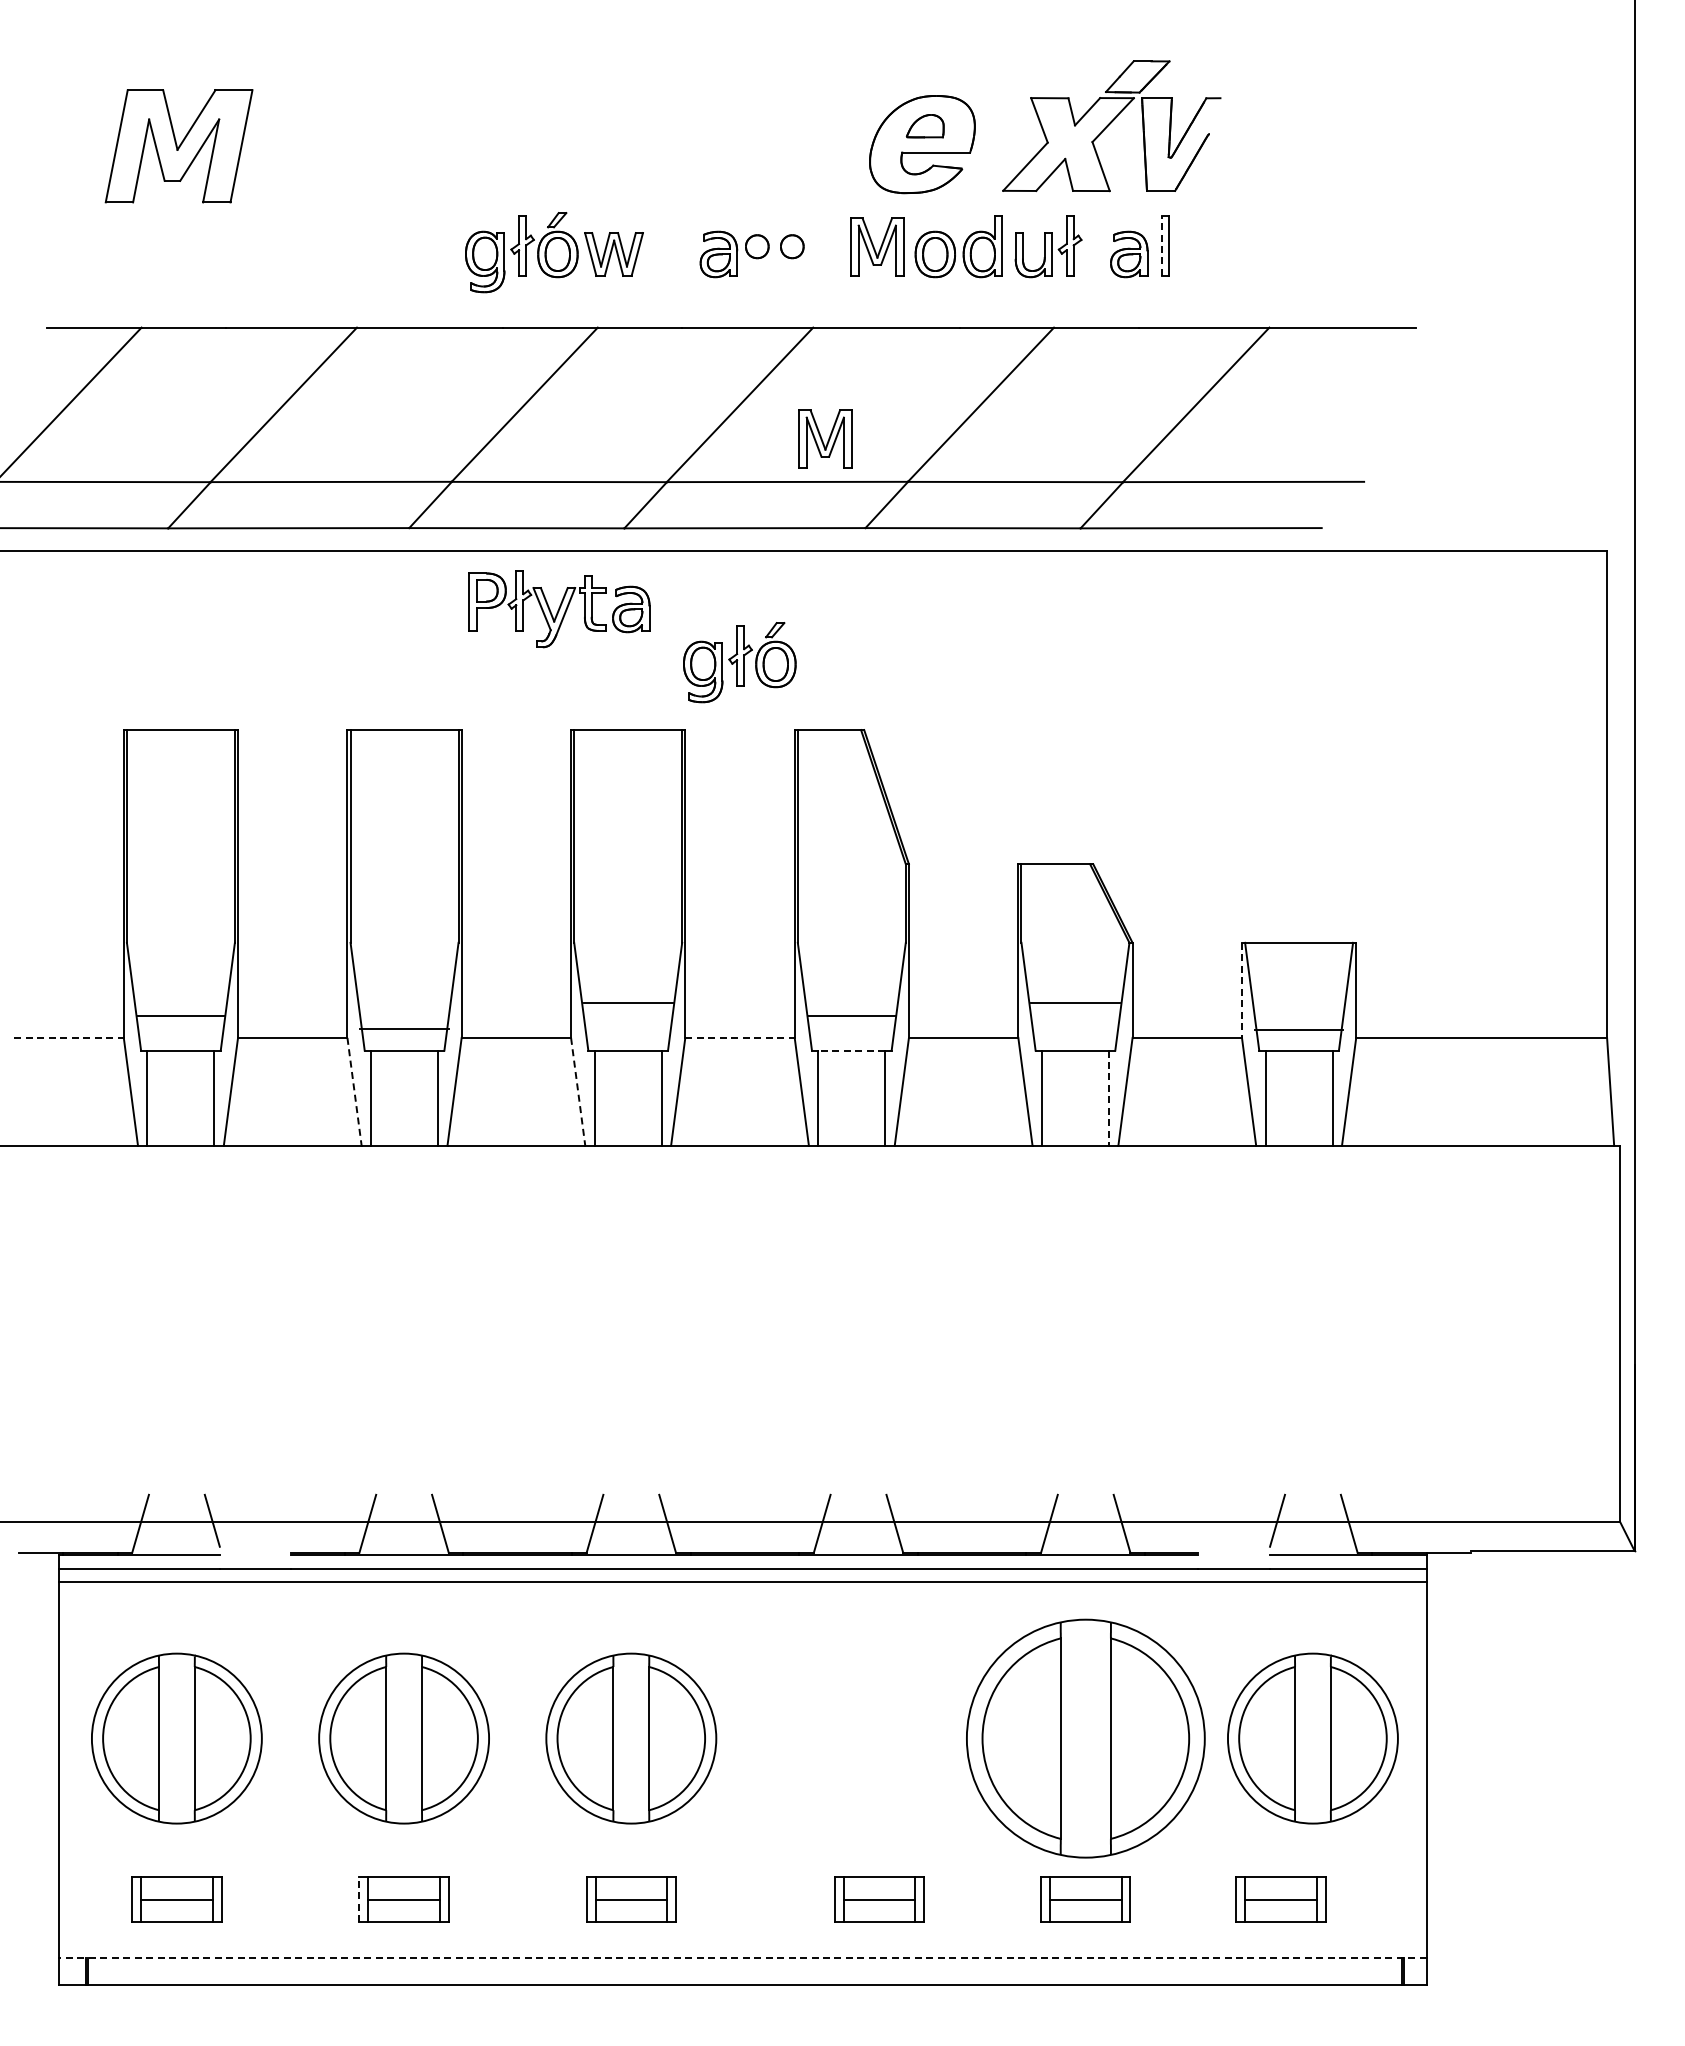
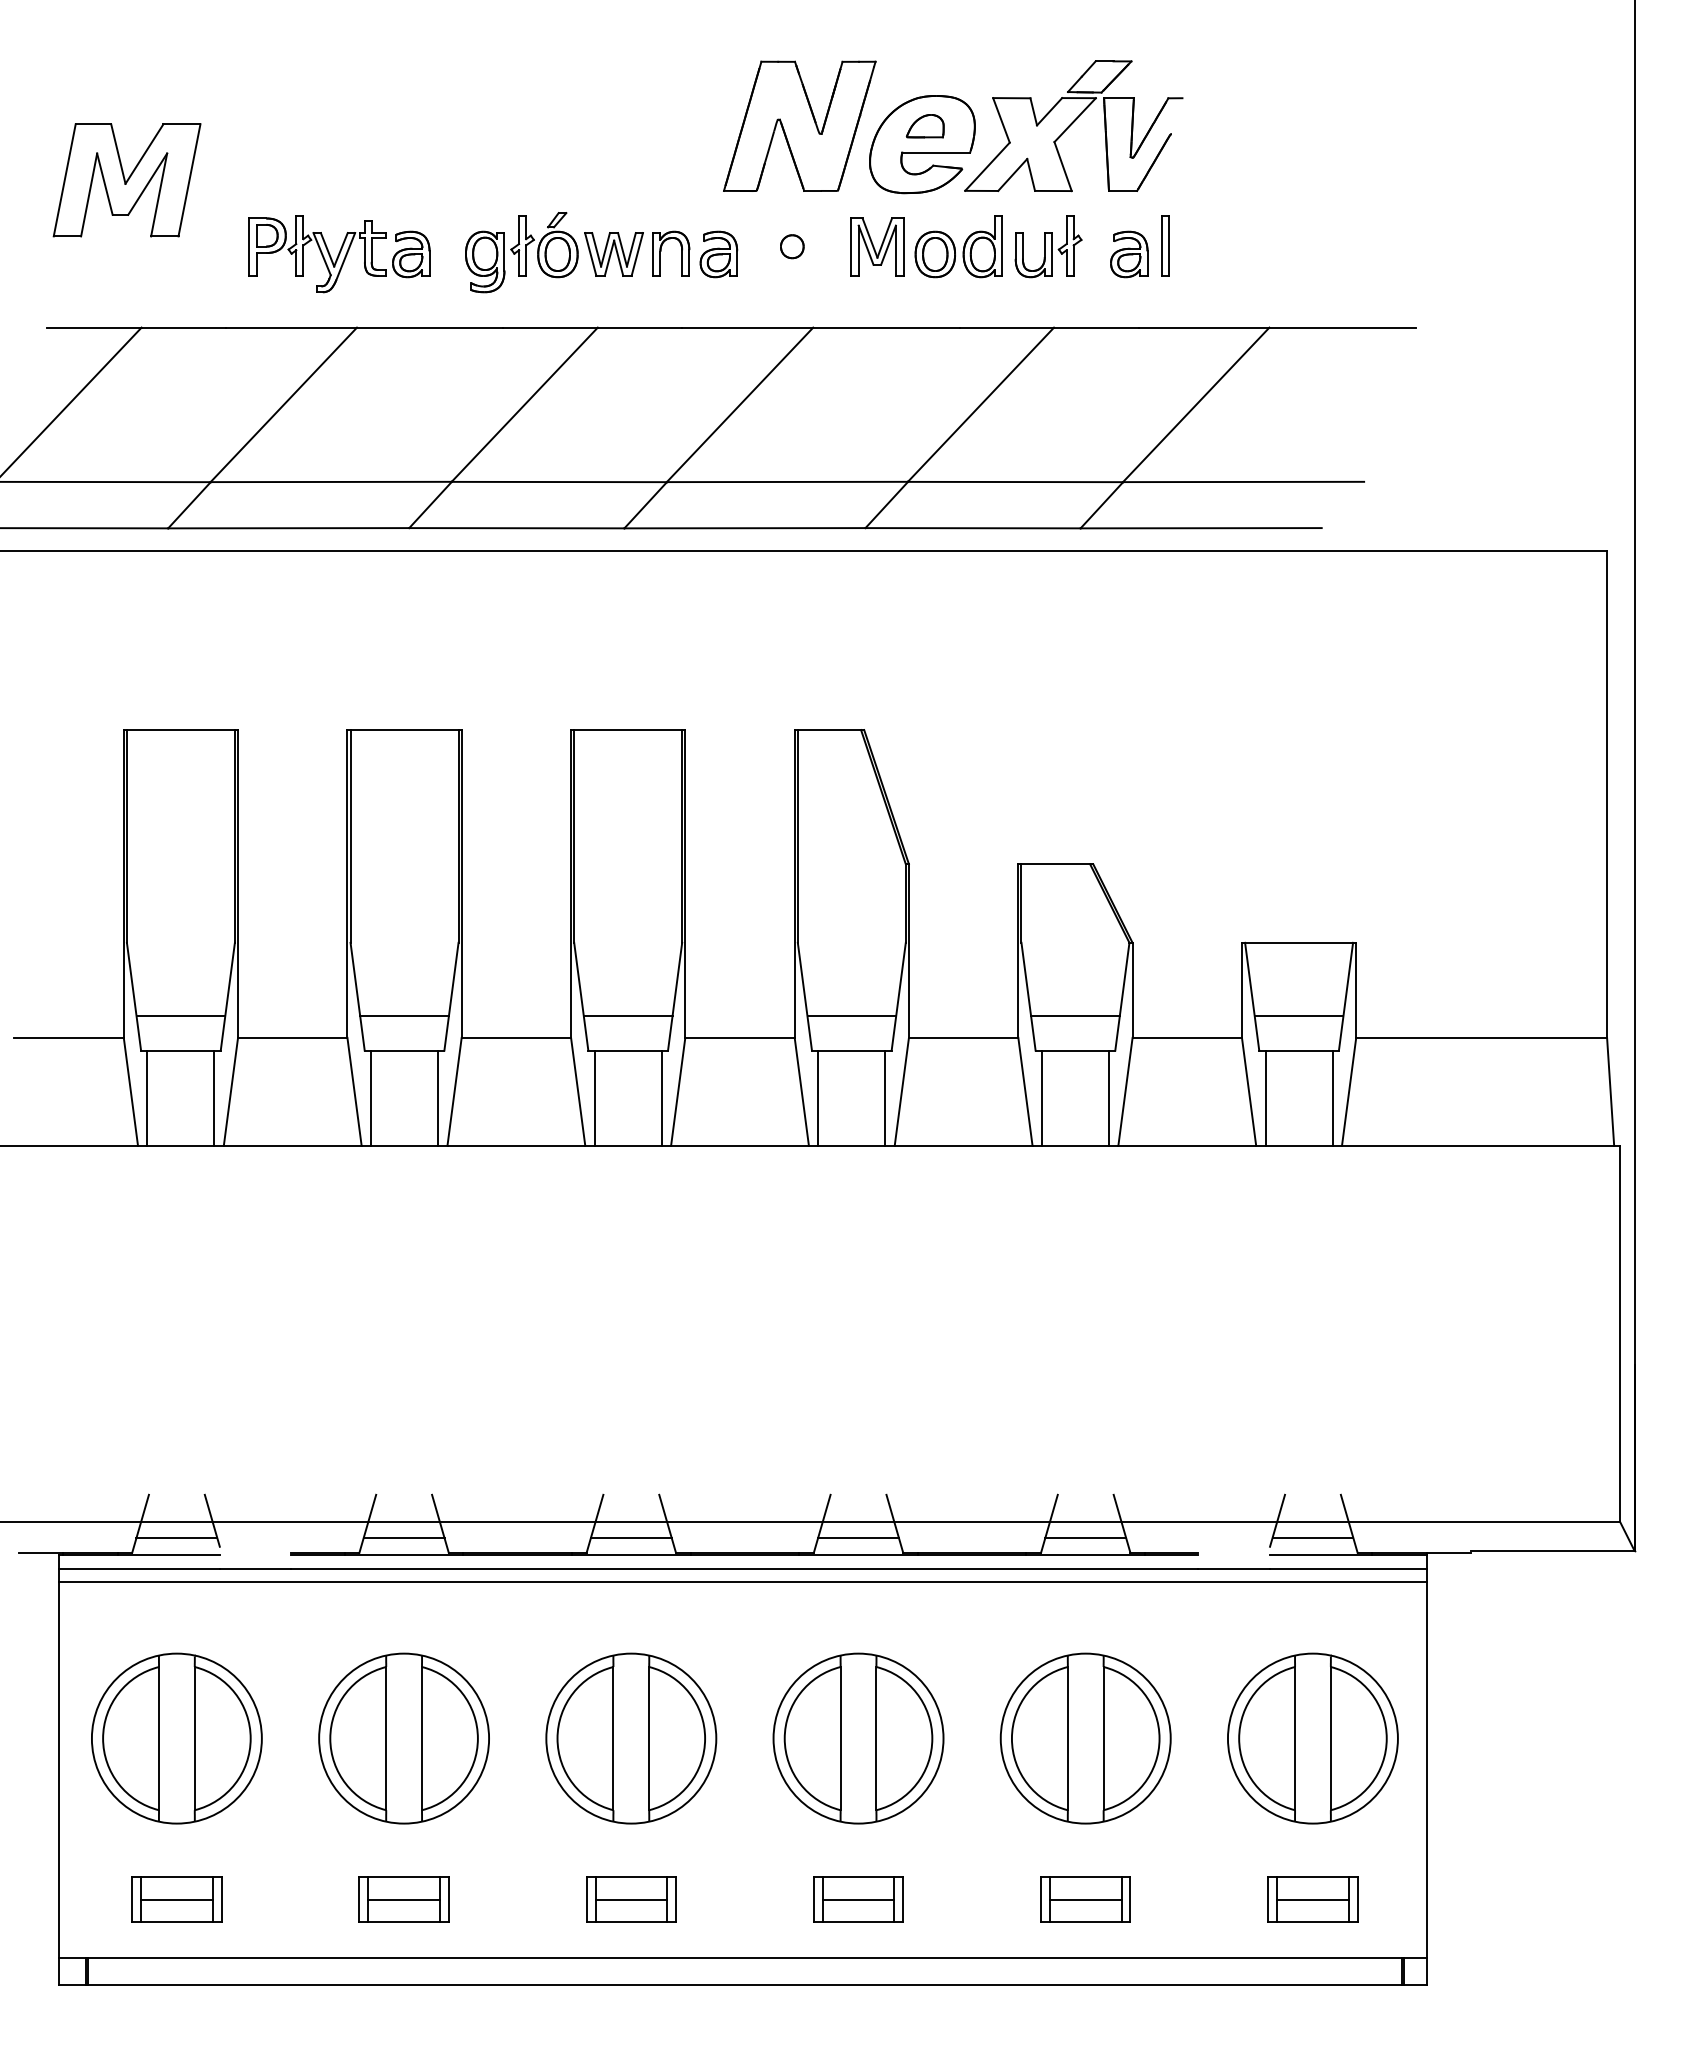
part: none -> present (799, 125)
part position: (1111, 126) -> (1073, 126) (1073, 126)
part position: (178, 146) -> (126, 180) (126, 180)
part: present -> none (757, 246)
line: dashed -> solid (1161, 246)
part: none -> present (681, 253)
part: present -> none (825, 438)
part position: (559, 609) -> (339, 254) (339, 254)
part: present -> none (739, 662)
line: dashed -> solid (1241, 990)
line position: (627, 1003) -> (627, 1016) (627, 1016)
line position: (1075, 1003) -> (1075, 1016) (1075, 1016)
line position: (404, 1029) -> (404, 1016) (404, 1016)
line position: (1298, 1030) -> (1298, 1016) (1298, 1016)
line: dashed -> solid (69, 1037)
line: dashed -> solid (740, 1037)
line: dashed -> solid (851, 1050)
line: dashed -> solid (354, 1092)
line: dashed -> solid (578, 1092)
line: dashed -> solid (1109, 1098)
line: none -> present (176, 1538)
line: none -> present (403, 1538)
line: none -> present (630, 1538)
line: none -> present (858, 1538)
line: none -> present (1085, 1538)
line: none -> present (1312, 1538)
part: none -> present (858, 1738)
part size: 240x241 px -> 173x173 px (1085, 1738)
line: dashed -> solid (359, 1899)
part position: (879, 1899) -> (858, 1899) (858, 1899)
part position: (1280, 1899) -> (1312, 1899) (1312, 1899)
line: dashed -> solid (742, 1957)
